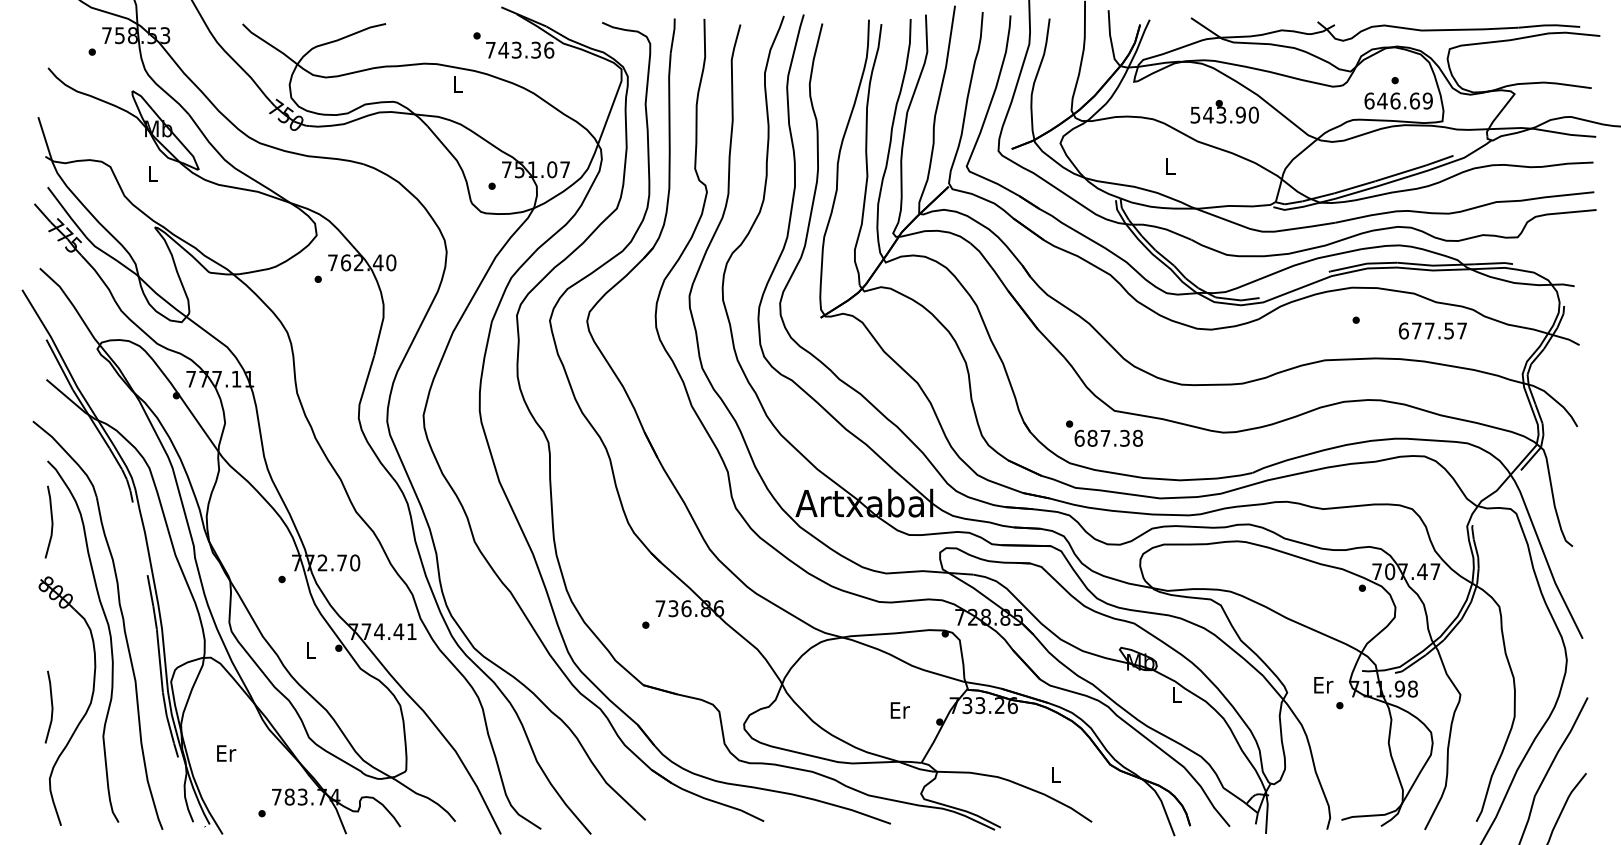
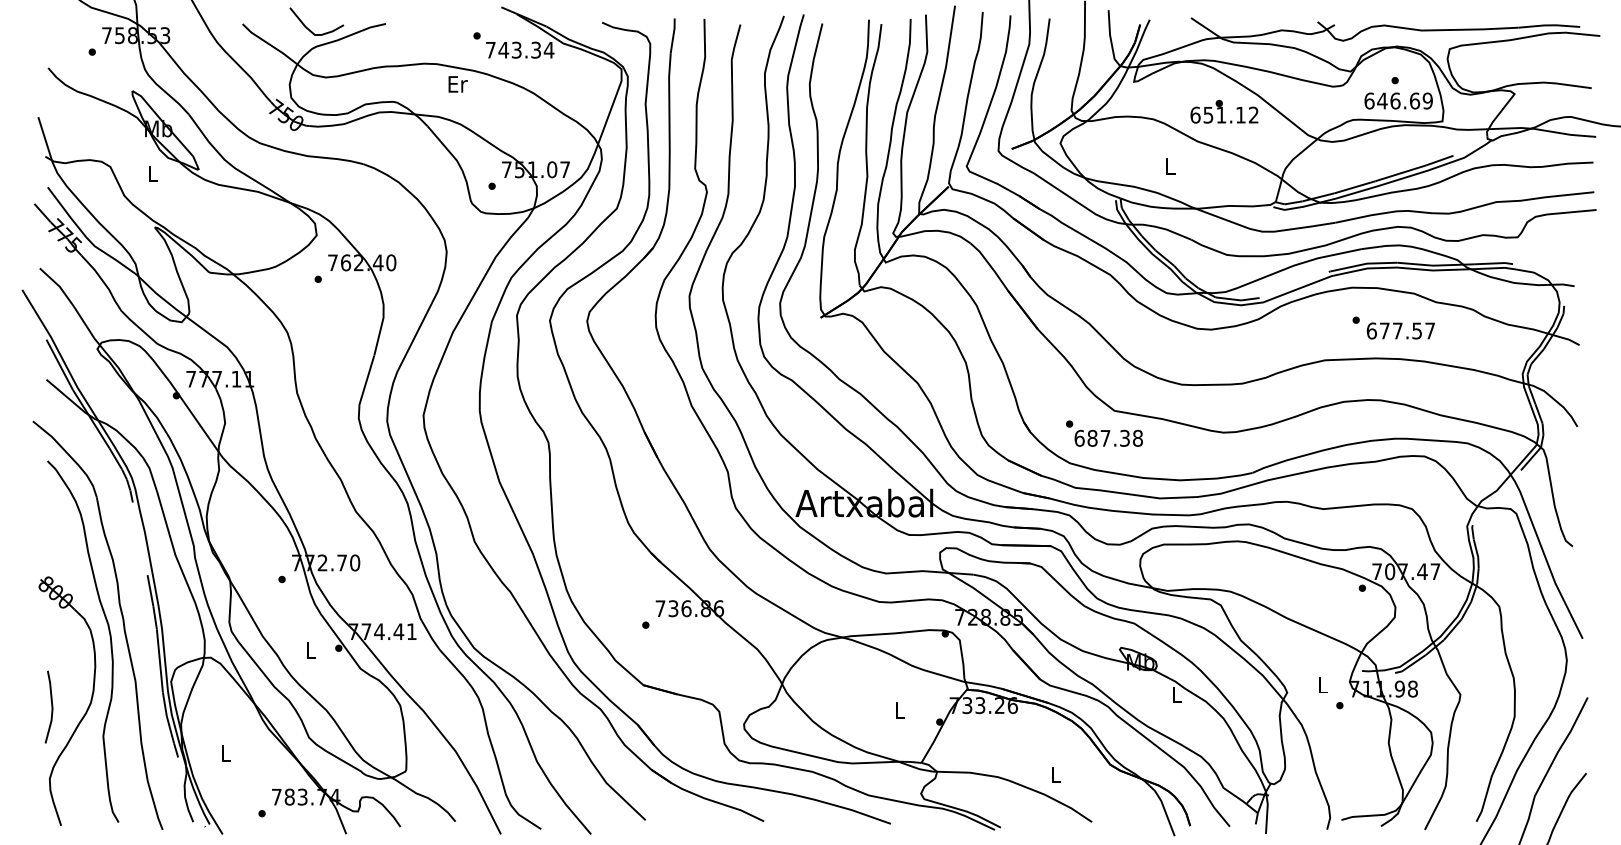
curve: none -> present (310, 29)
text: 743.36 -> 743.34 (548, 49)
text: L -> Er (457, 84)
text: 543.90 -> 651.12 (1224, 114)
text position: (1432, 330) -> (1400, 330) (1400, 330)
line: present -> none (51, 521)
text: Er -> L (1323, 685)
text: Er -> L (899, 710)
text: Er -> L (226, 753)
